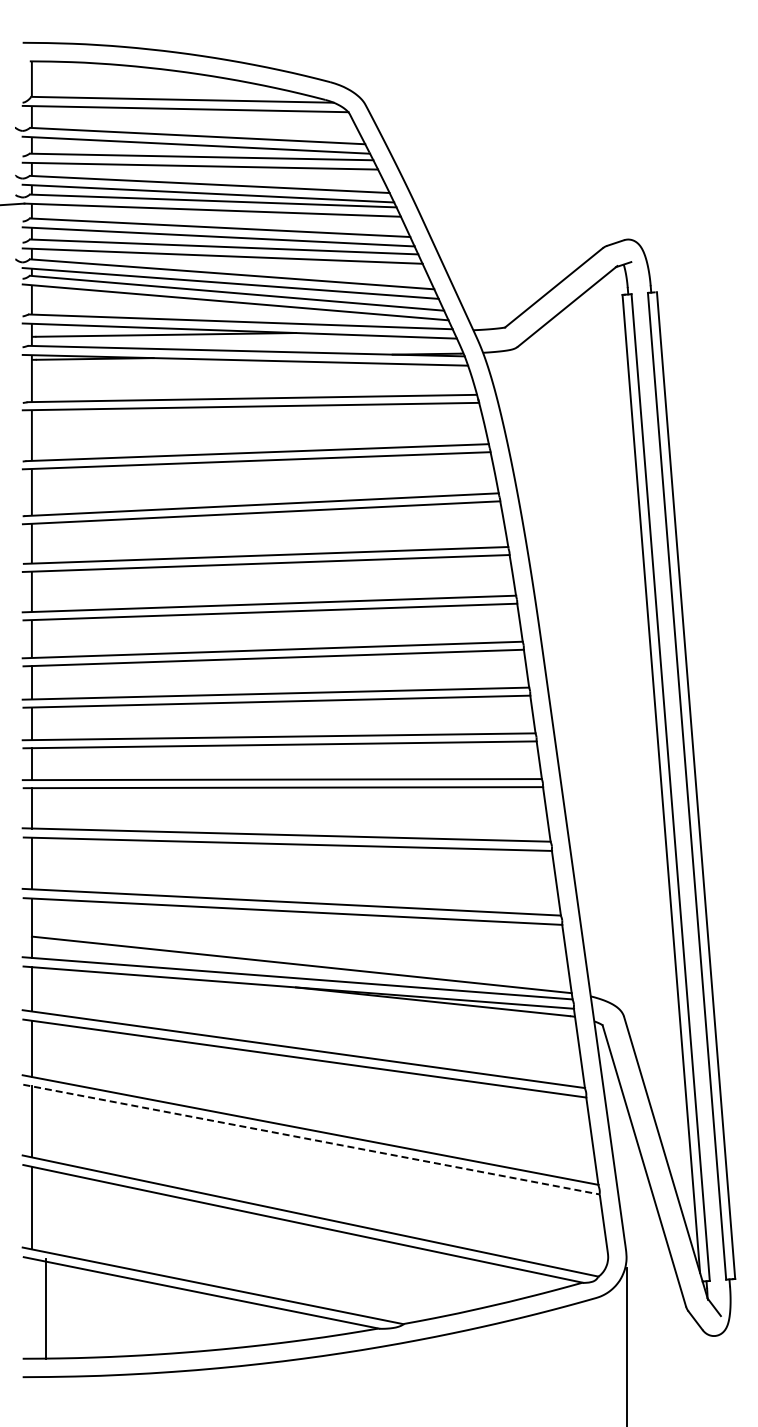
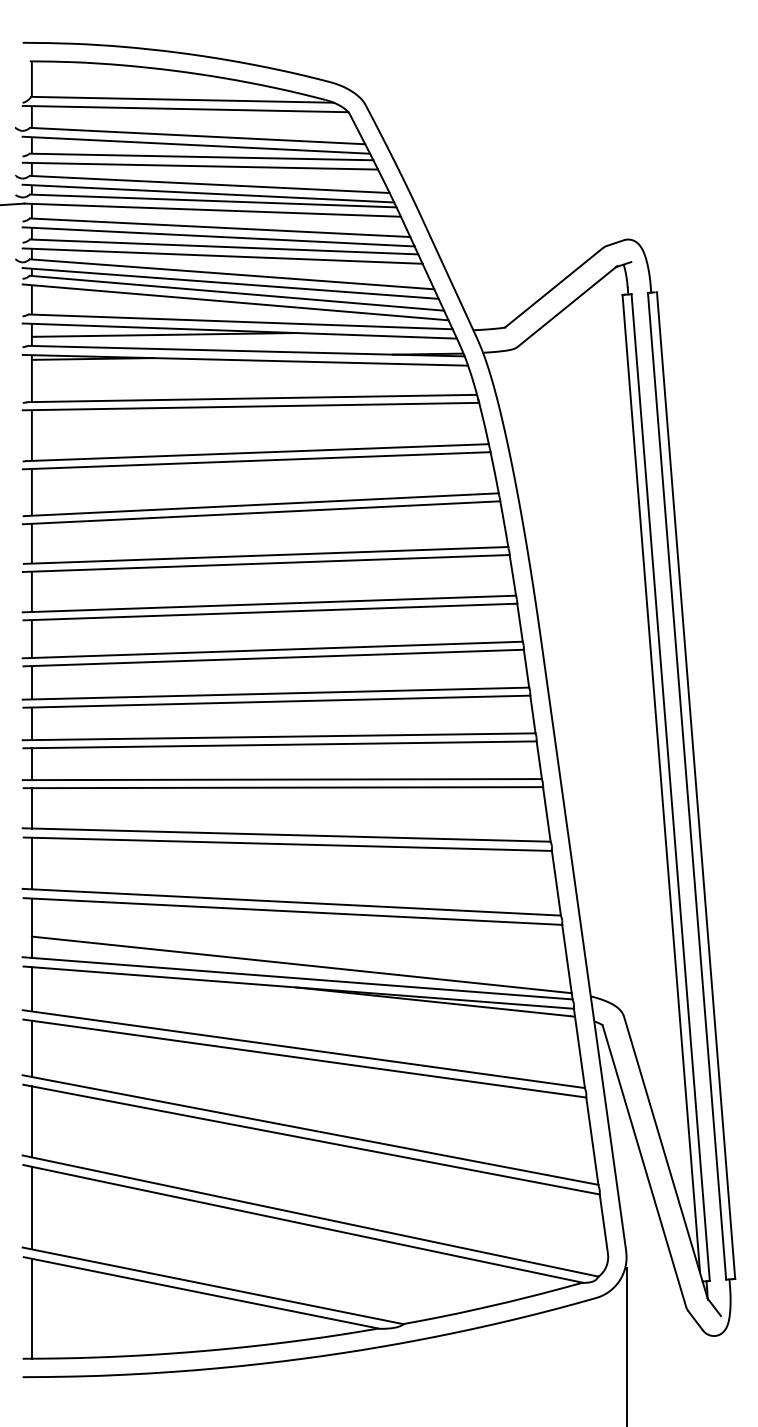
line: dashed -> solid (312, 1139)
line position: (45, 1308) -> (31, 1308) (31, 1308)
